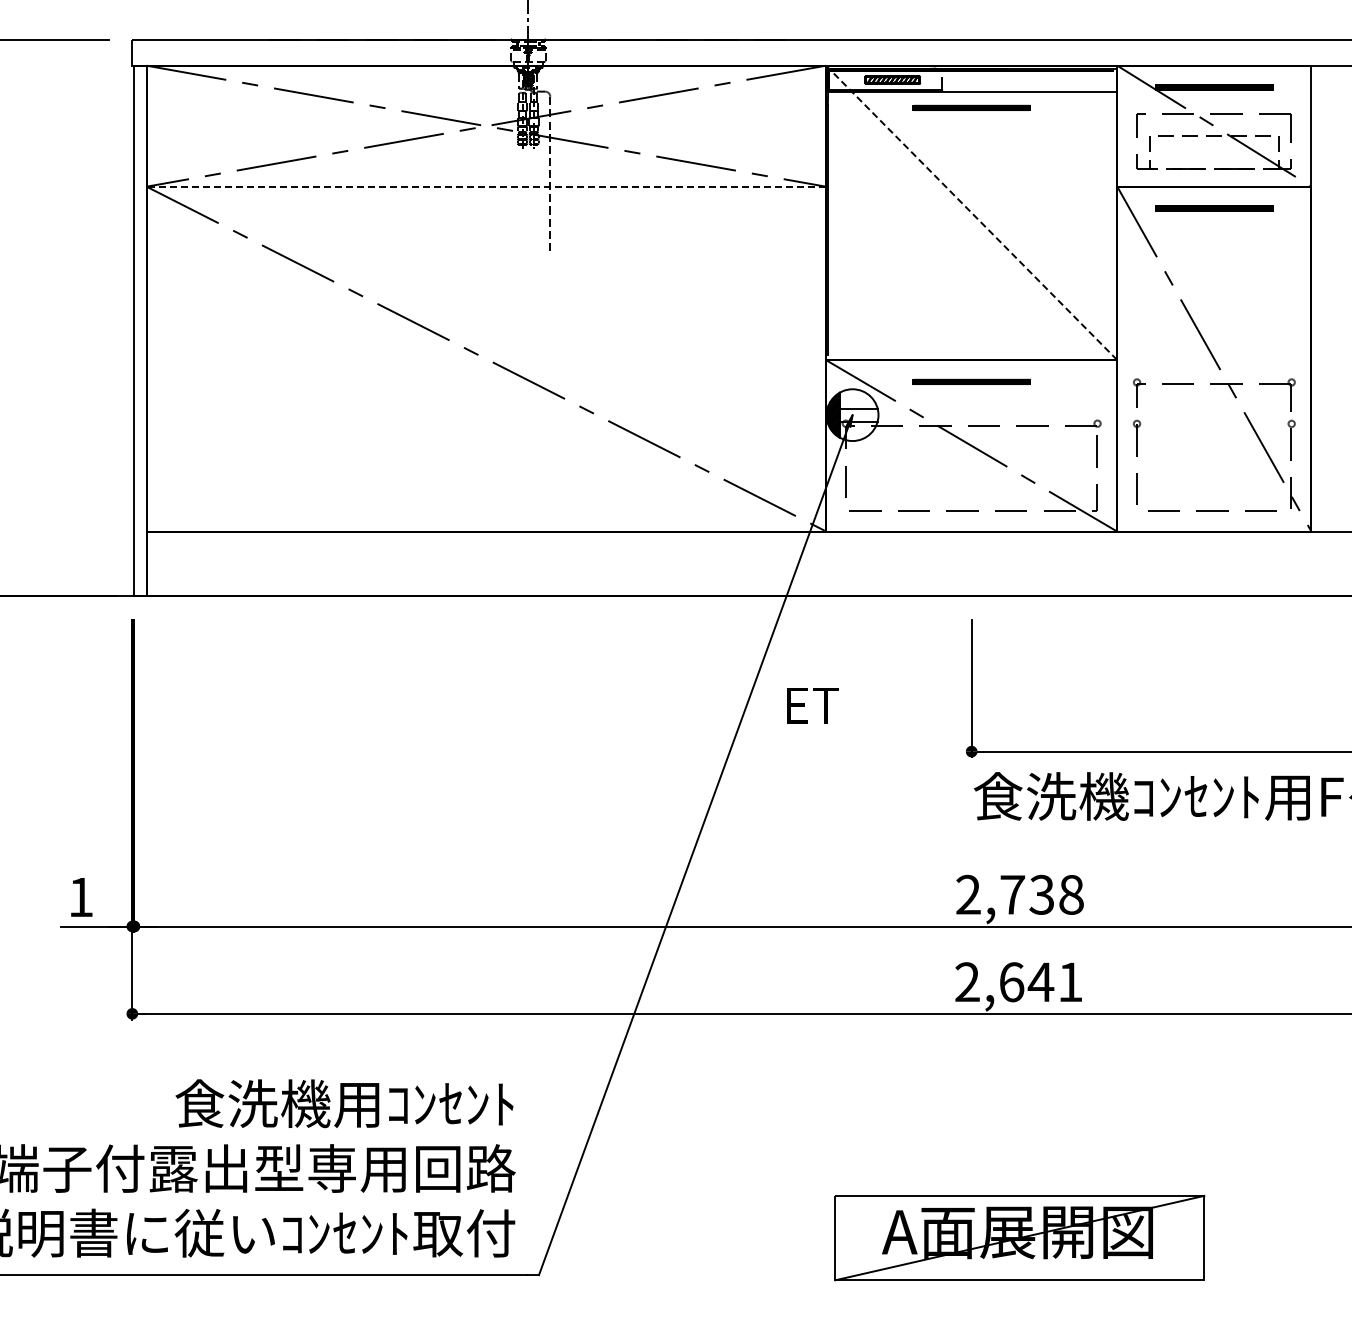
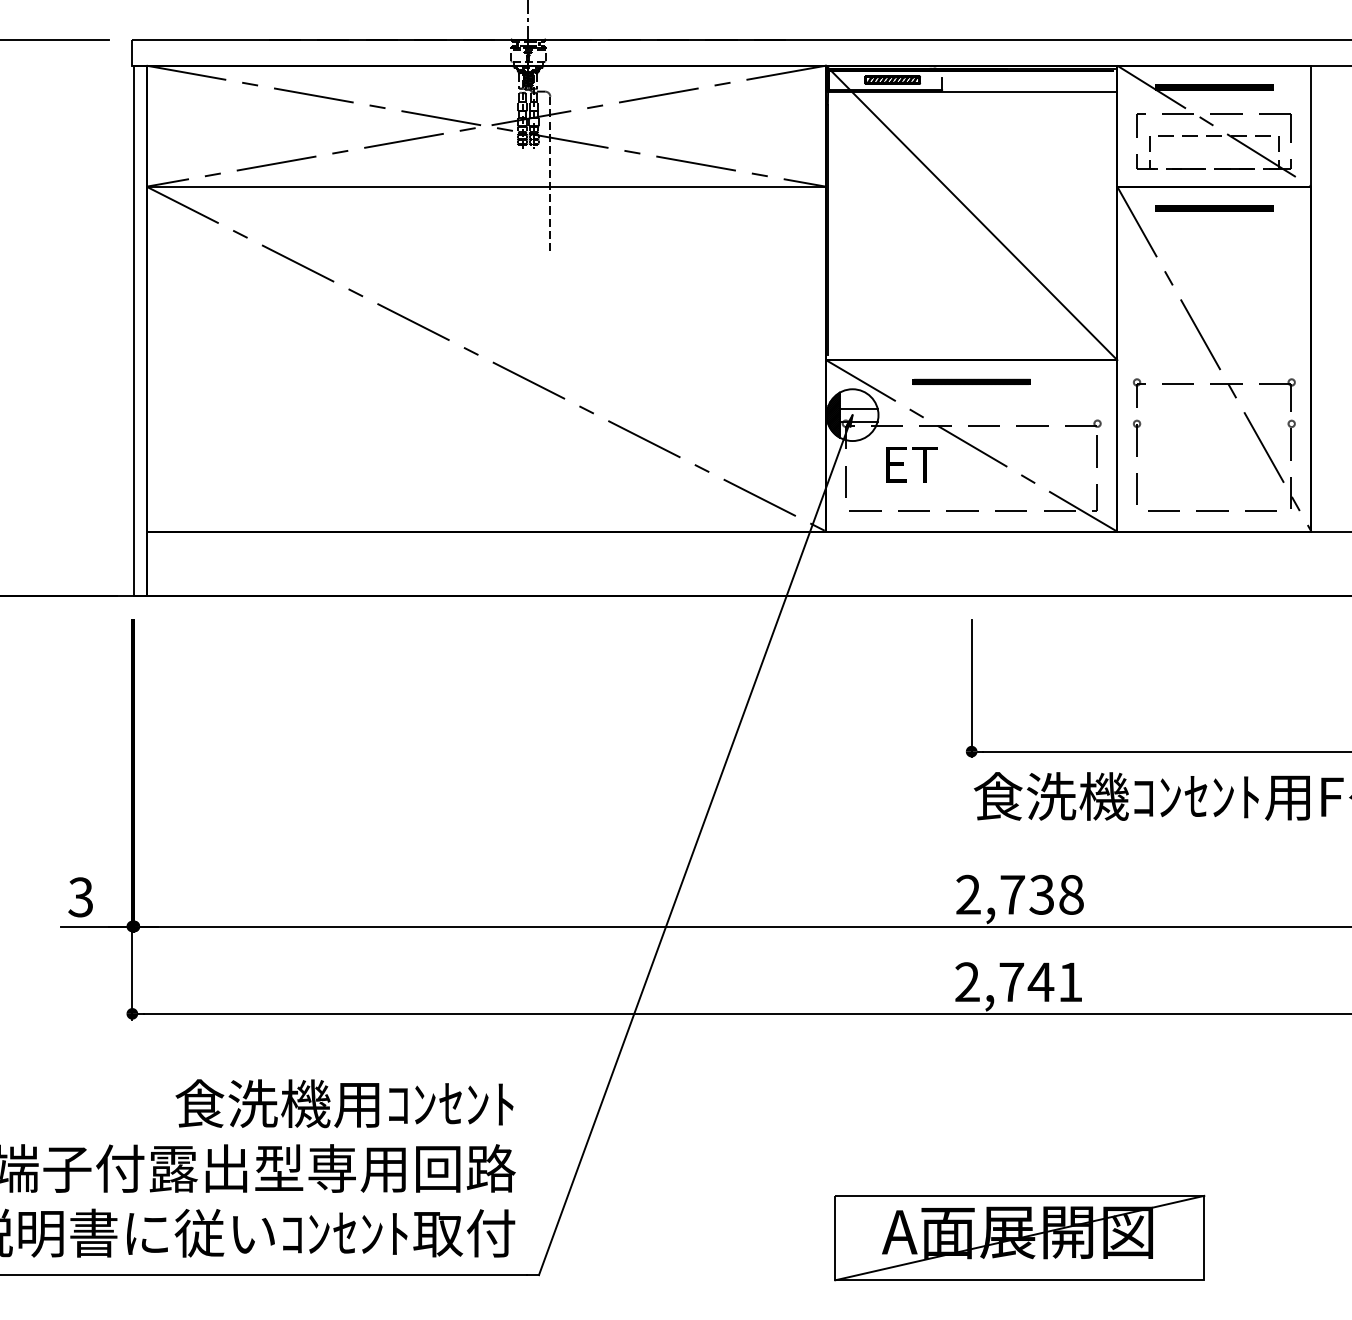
part: present -> none (971, 107)
line: dashed -> solid (486, 186)
line: dashed -> solid (972, 213)
text position: (812, 705) -> (911, 464) (911, 464)
text: 1 -> 3 (80, 897)
text: 2,641 -> 2,741 (1011, 982)
